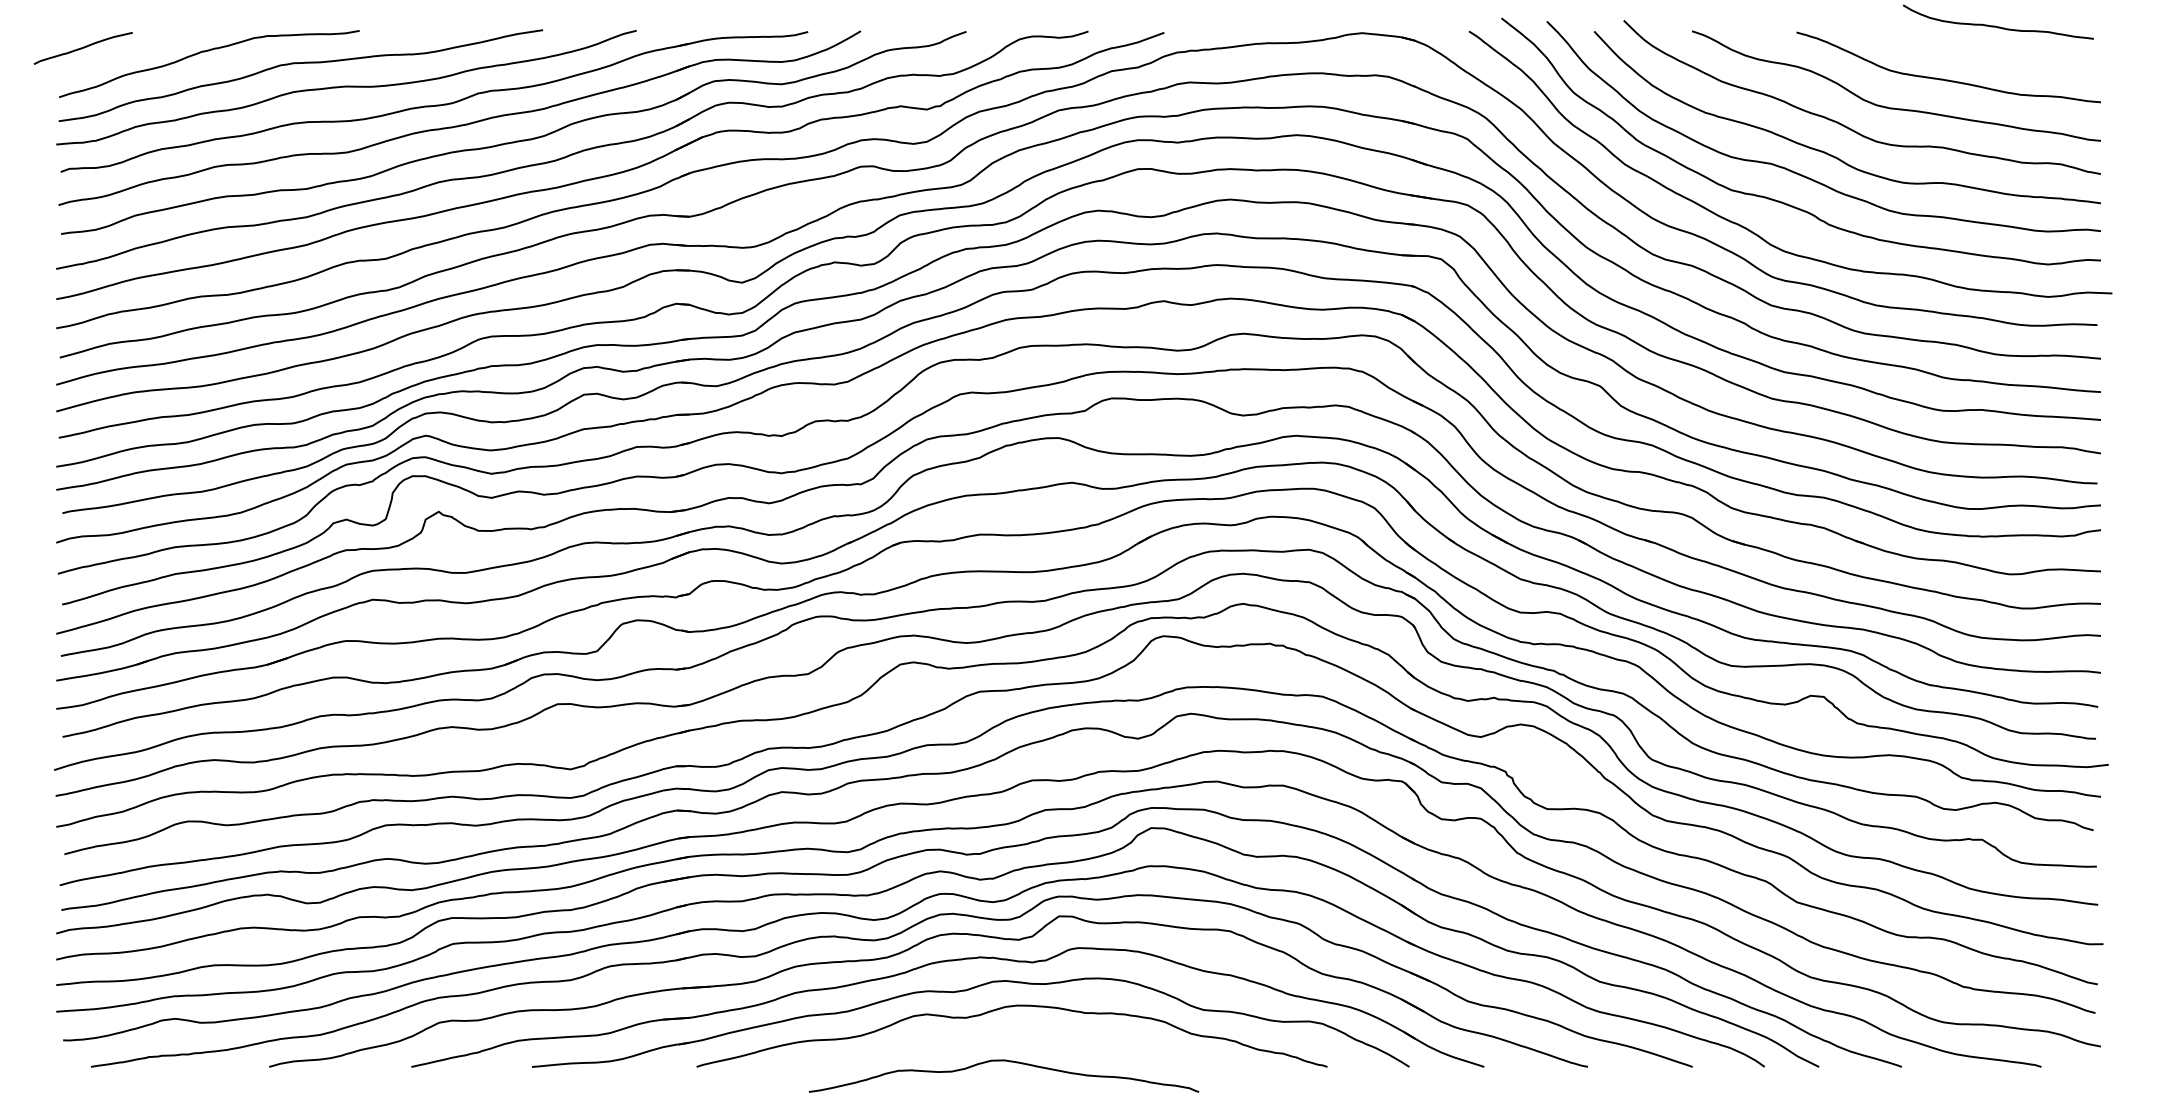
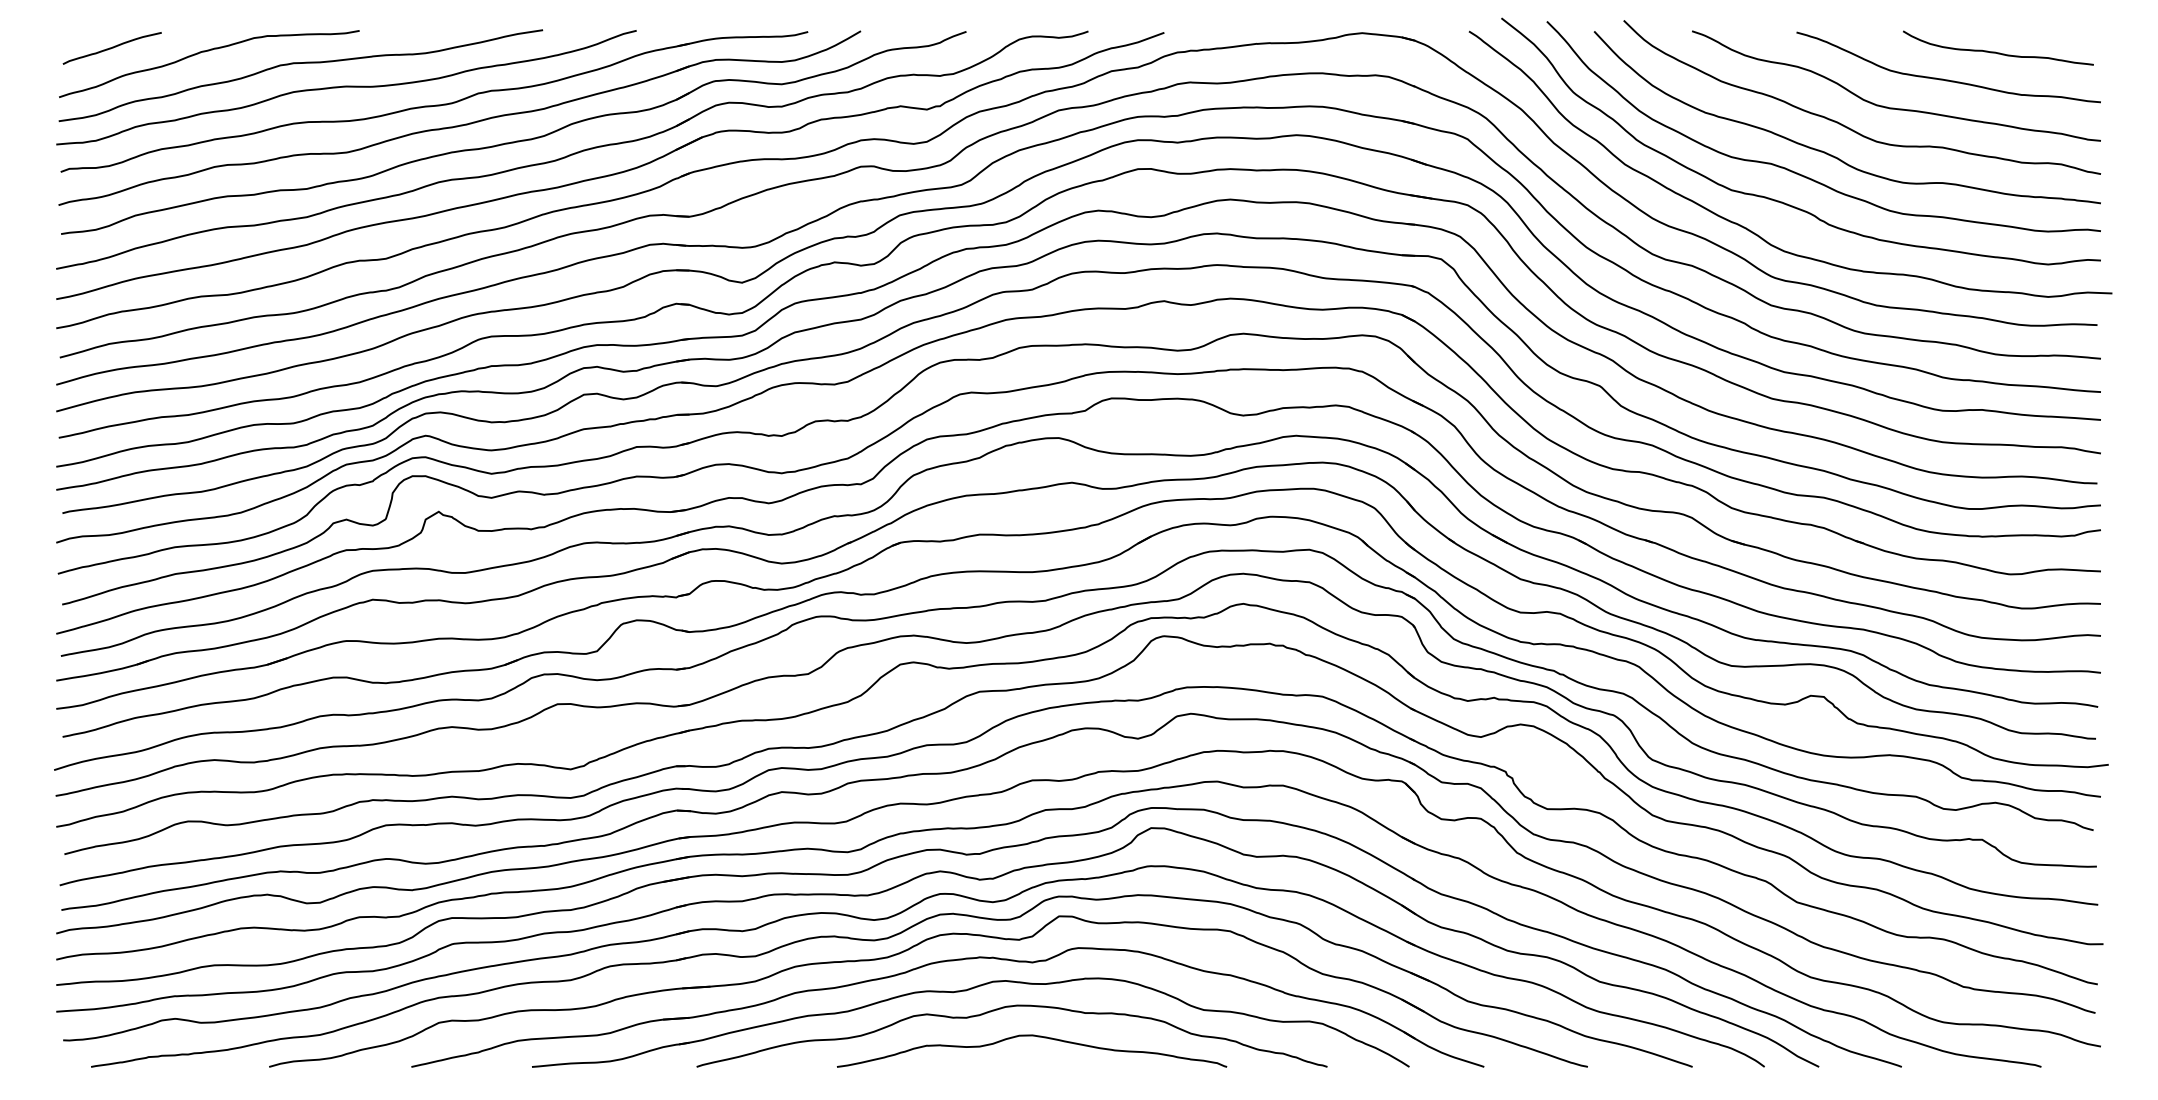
curve position: (1995, 25) -> (1995, 51) (1995, 51)
curve position: (82, 48) -> (111, 48) (111, 48)
curve position: (1009, 1062) -> (1037, 1037) (1037, 1037)
